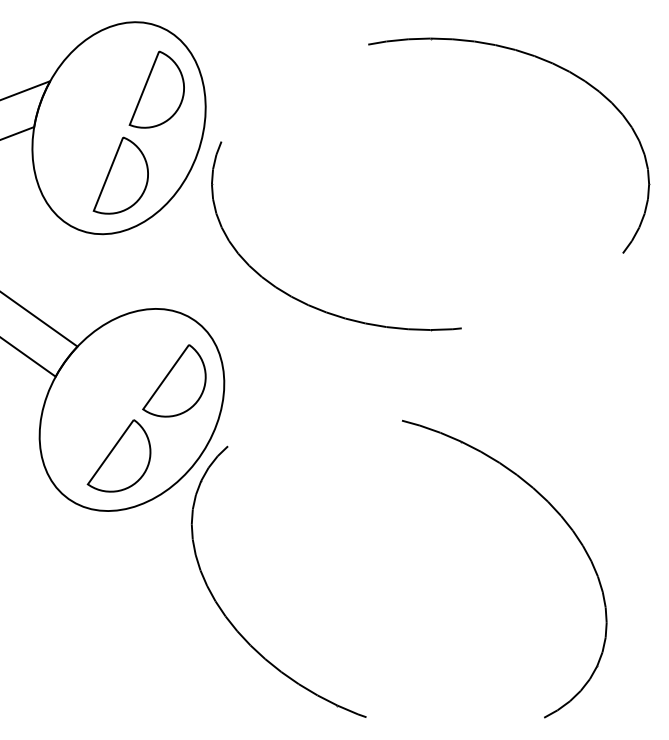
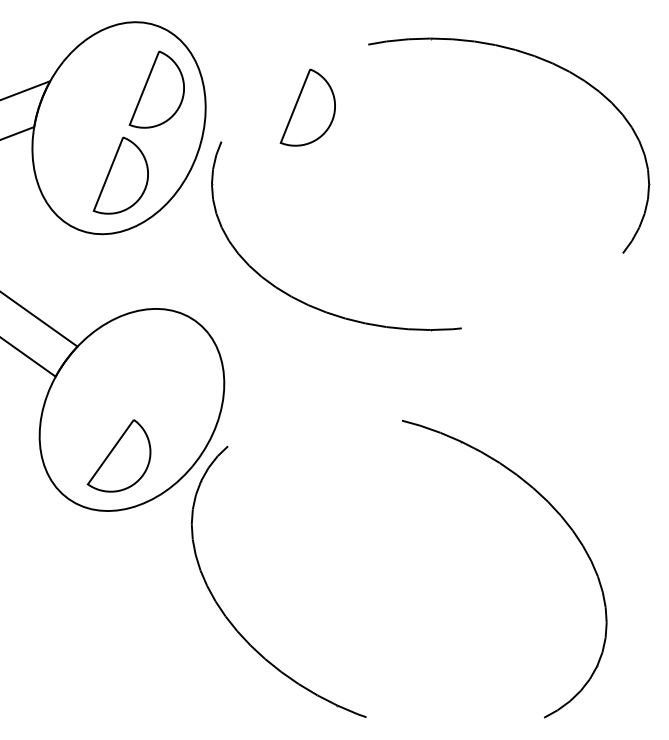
part: none -> present (307, 107)
part: present -> none (174, 380)
